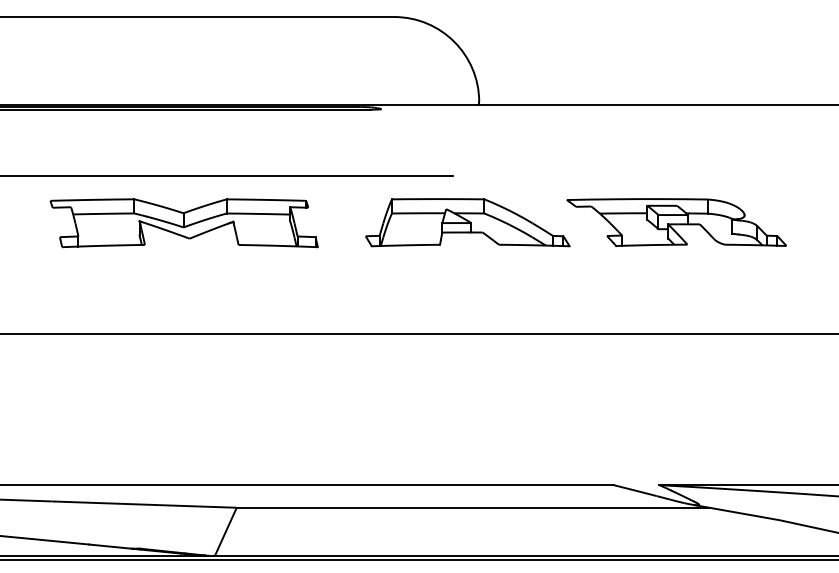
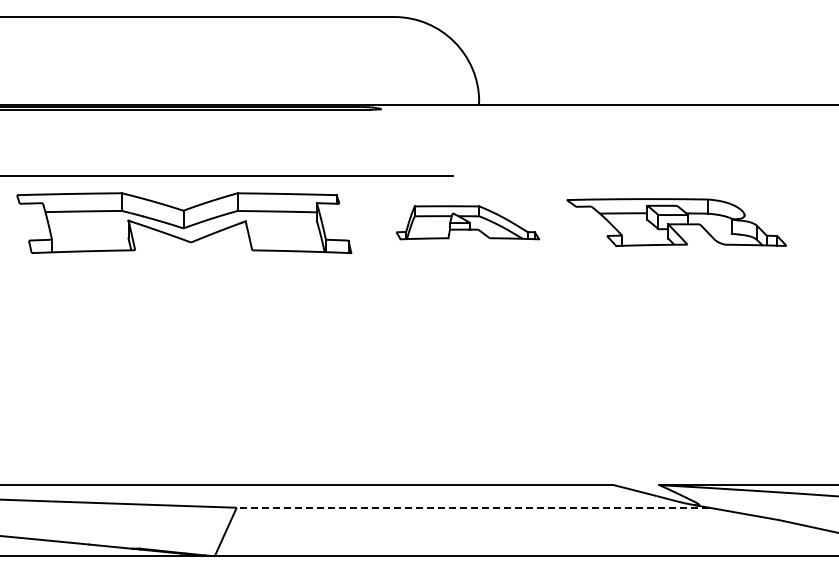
part size: 206x50 px -> 145x36 px (467, 222)
part size: 270x51 px -> 337x62 px (184, 222)
line: present -> none (418, 334)
line: solid -> dashed (472, 507)
line: present -> none (418, 560)
